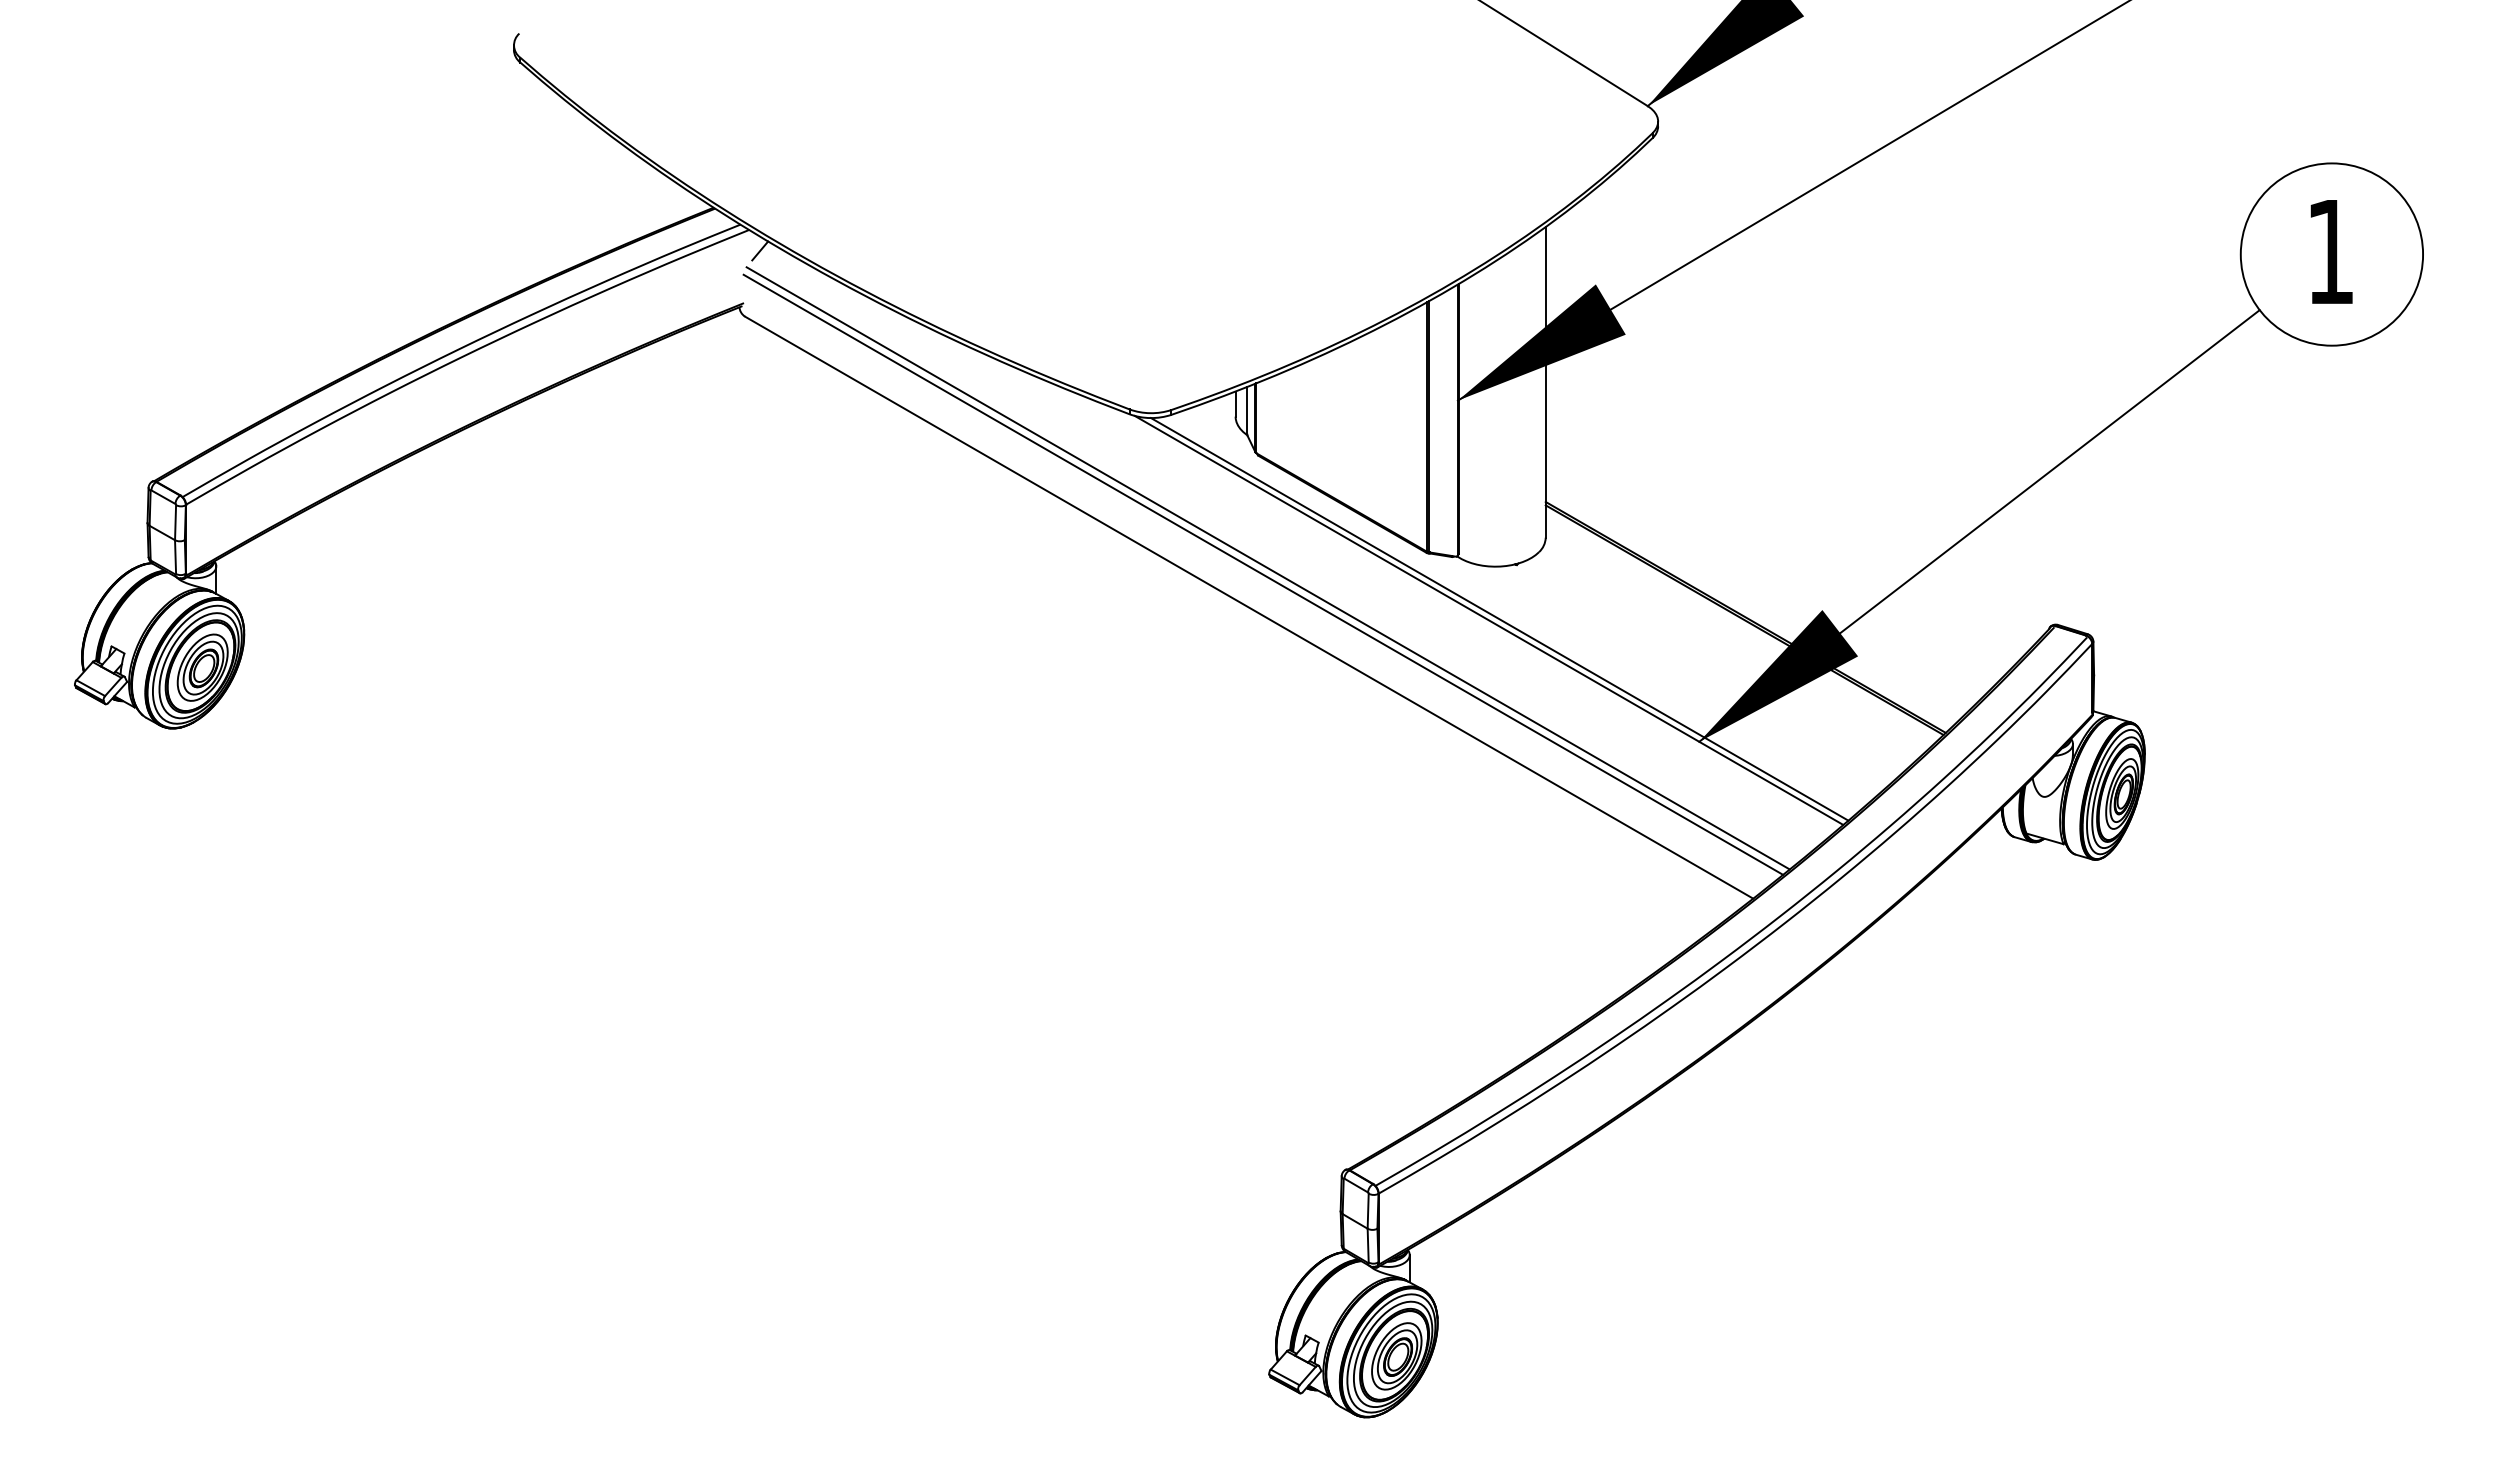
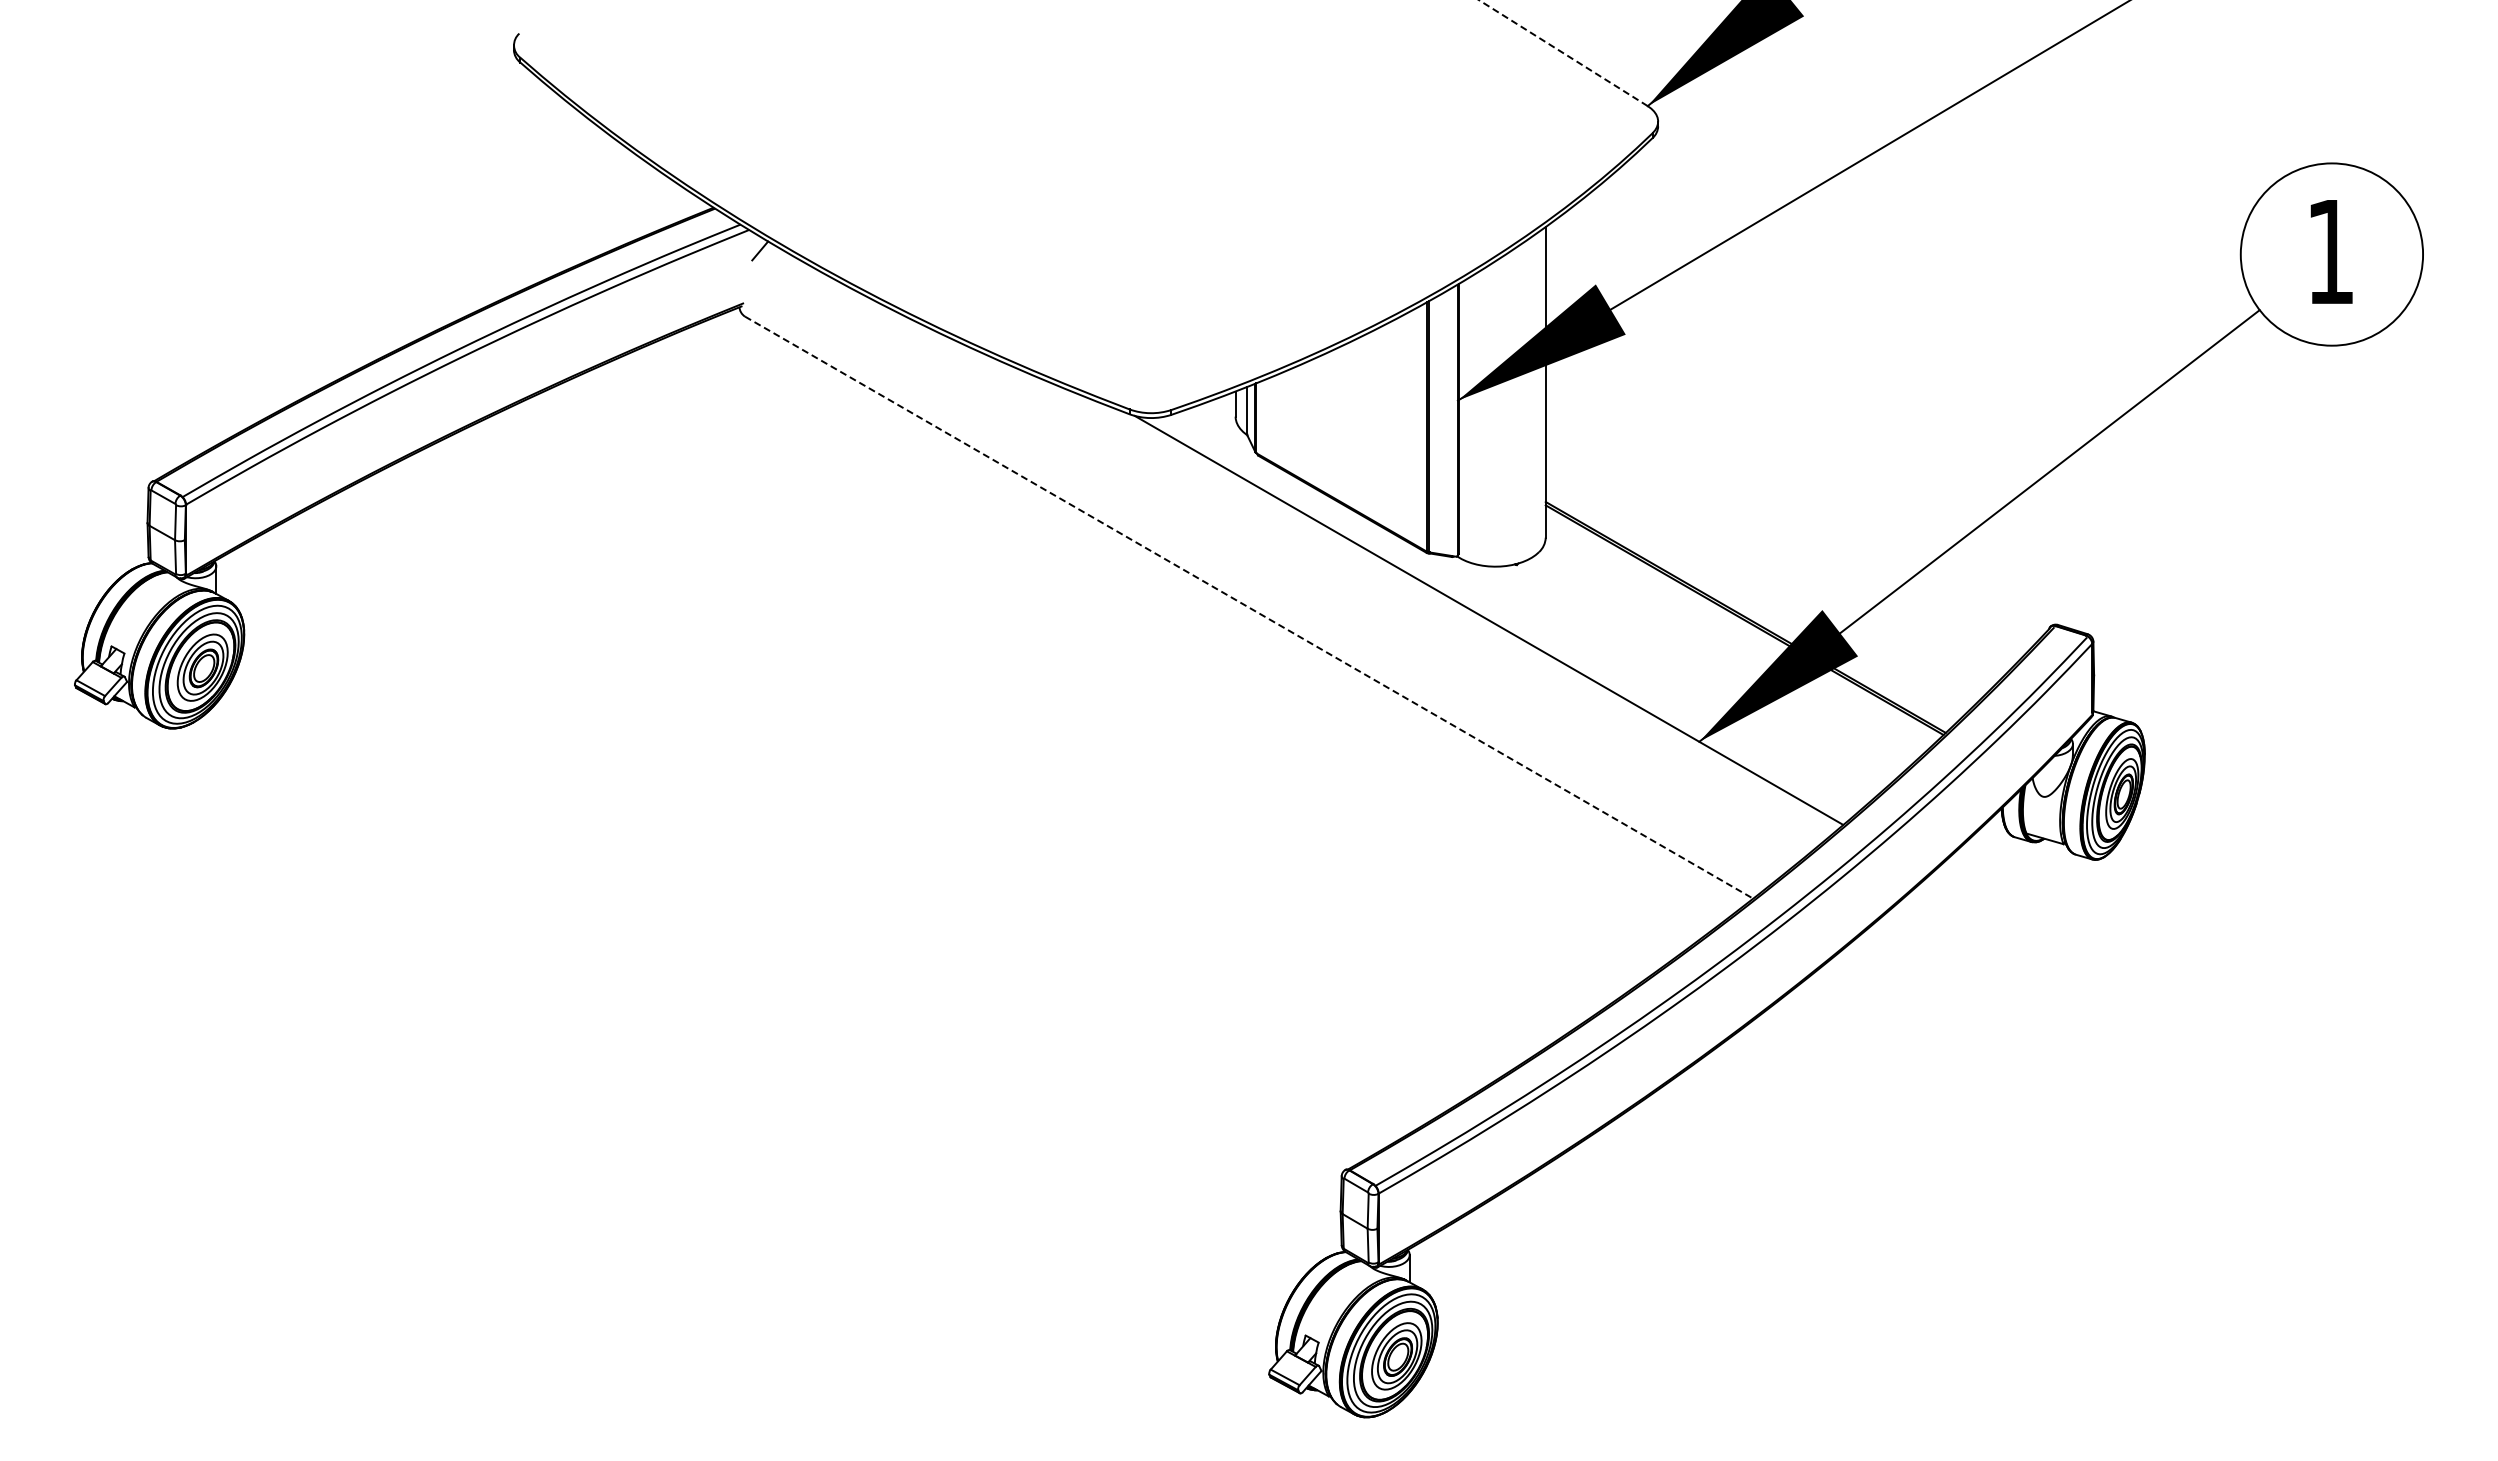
line: solid -> dashed (1563, 52)
line: present -> none (1267, 568)
line: present -> none (1263, 574)
line: solid -> dashed (1249, 607)
line: present -> none (1499, 619)
